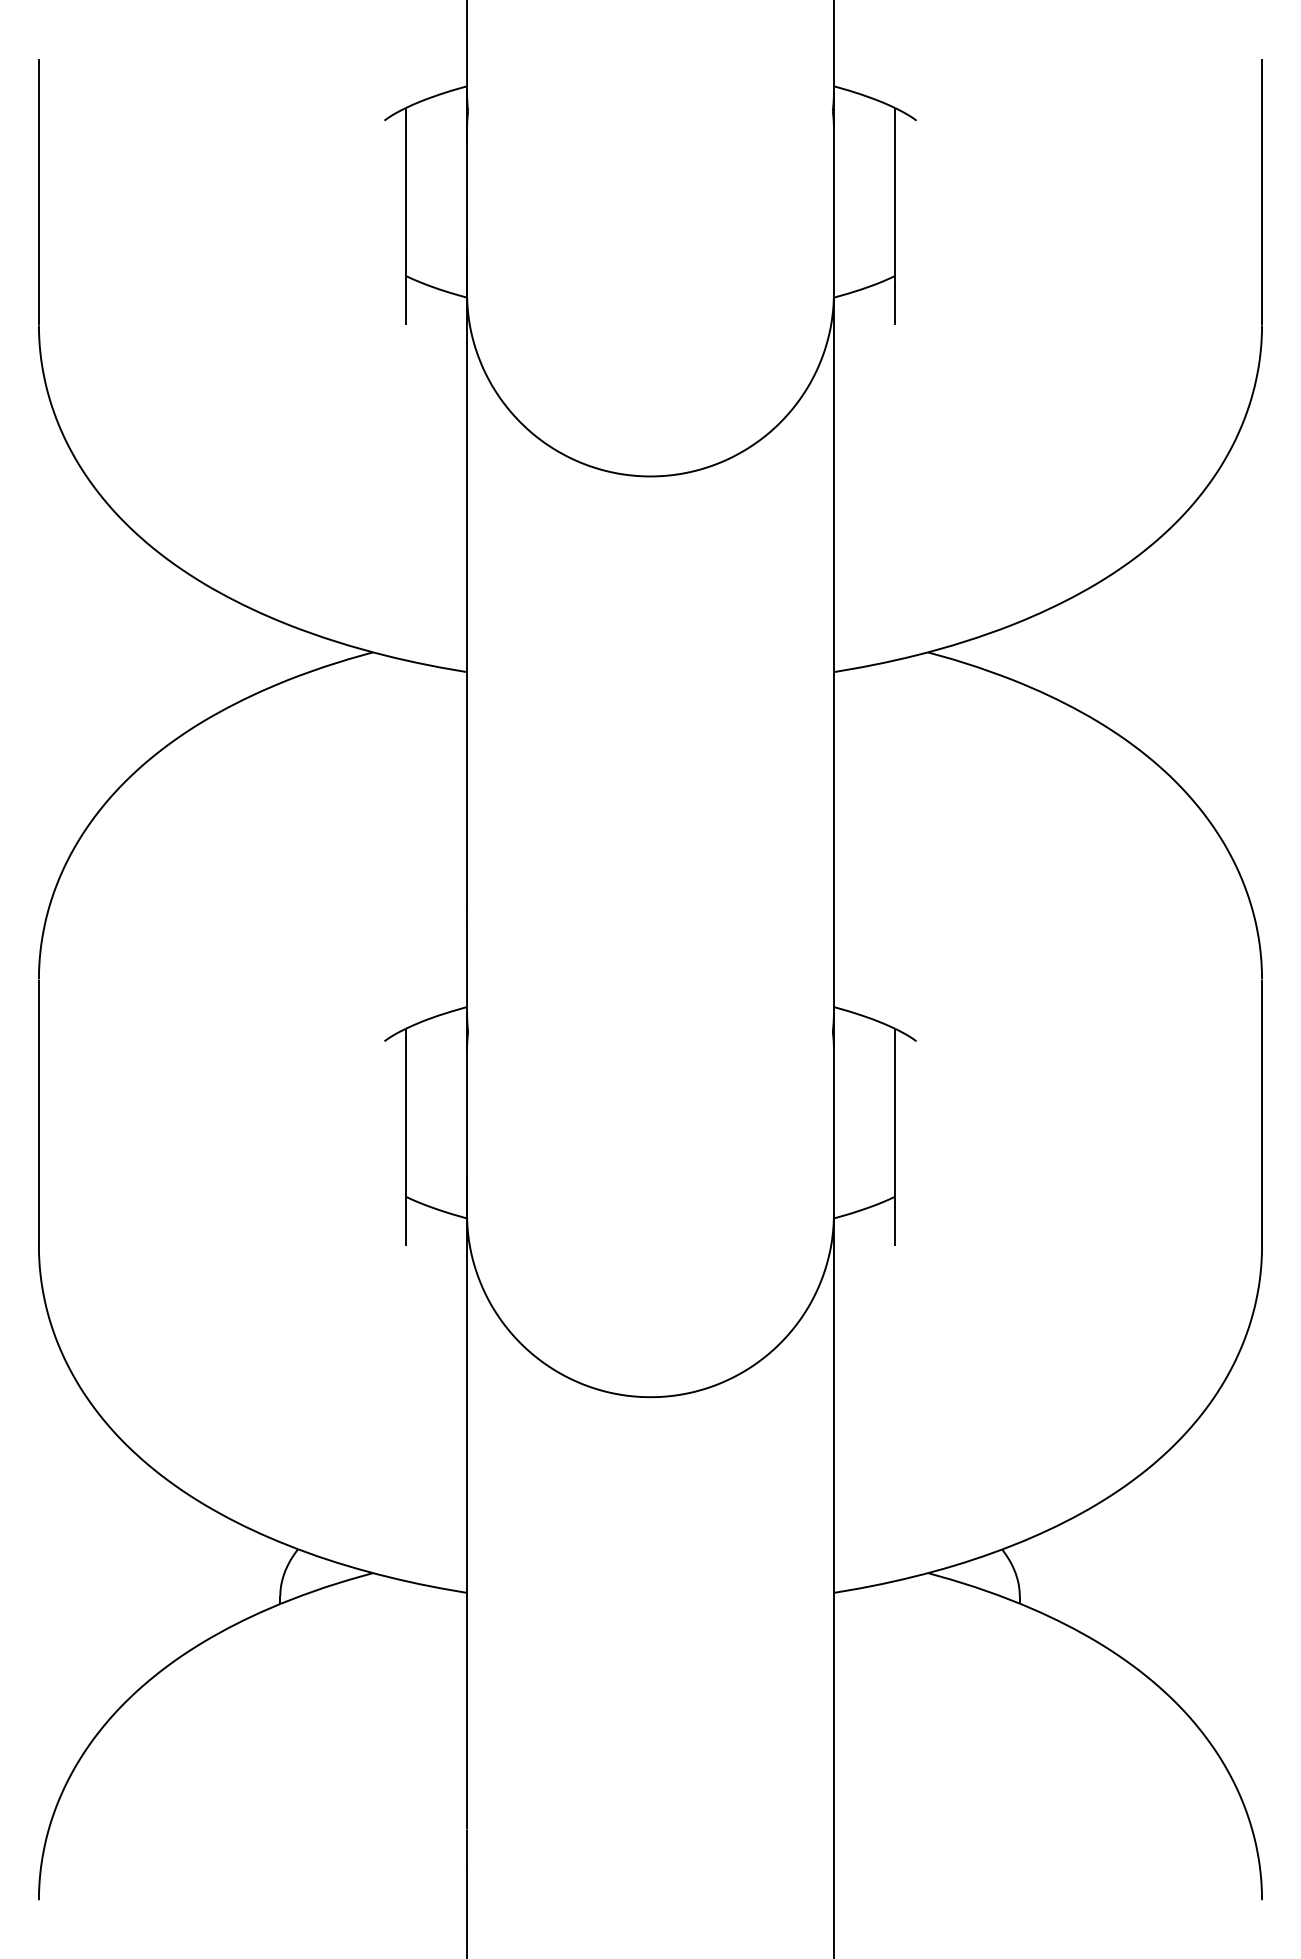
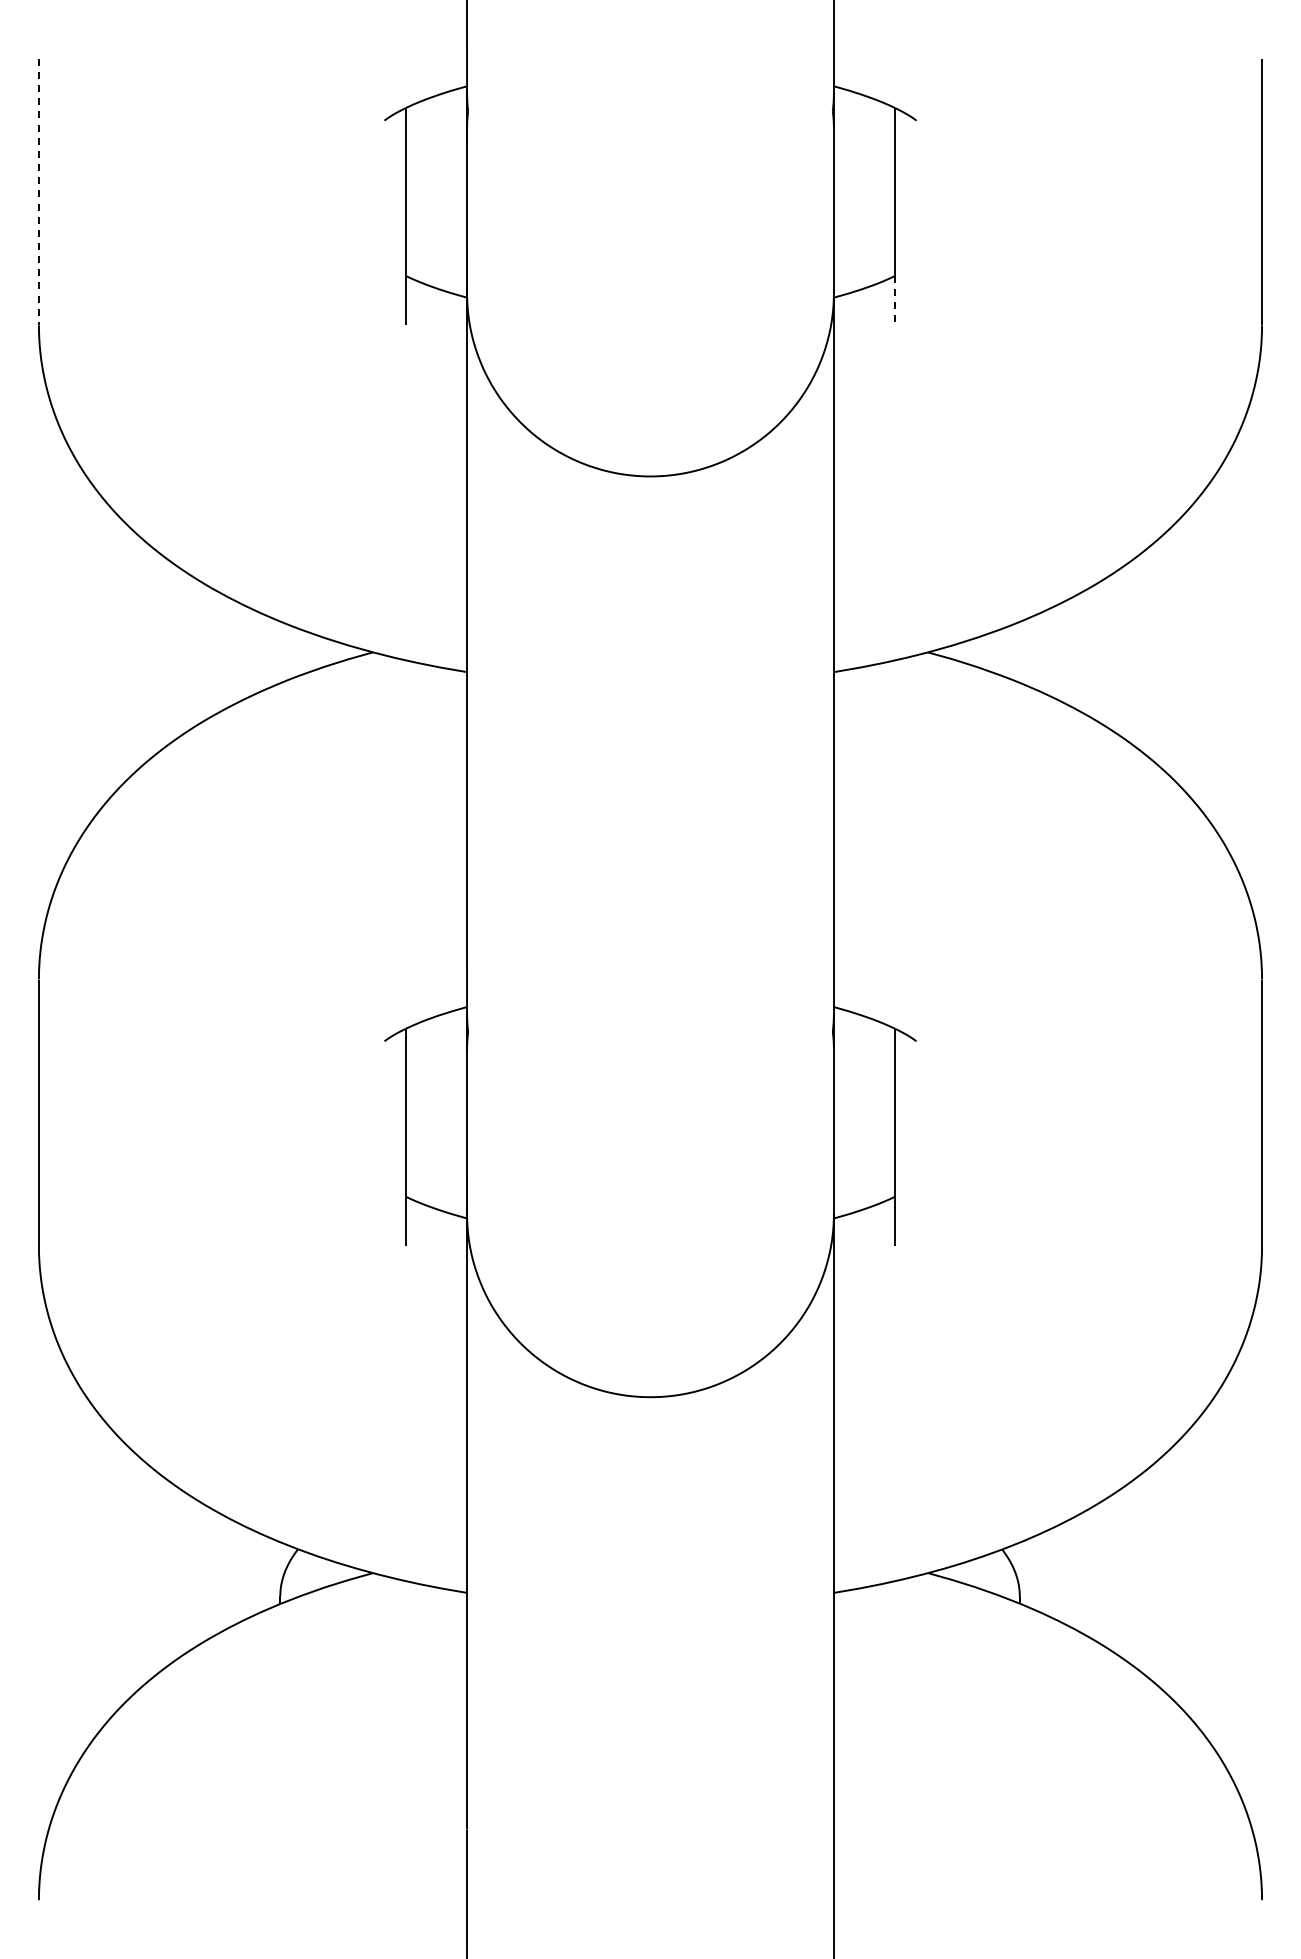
line: solid -> dashed (38, 192)
line: solid -> dashed (895, 300)
